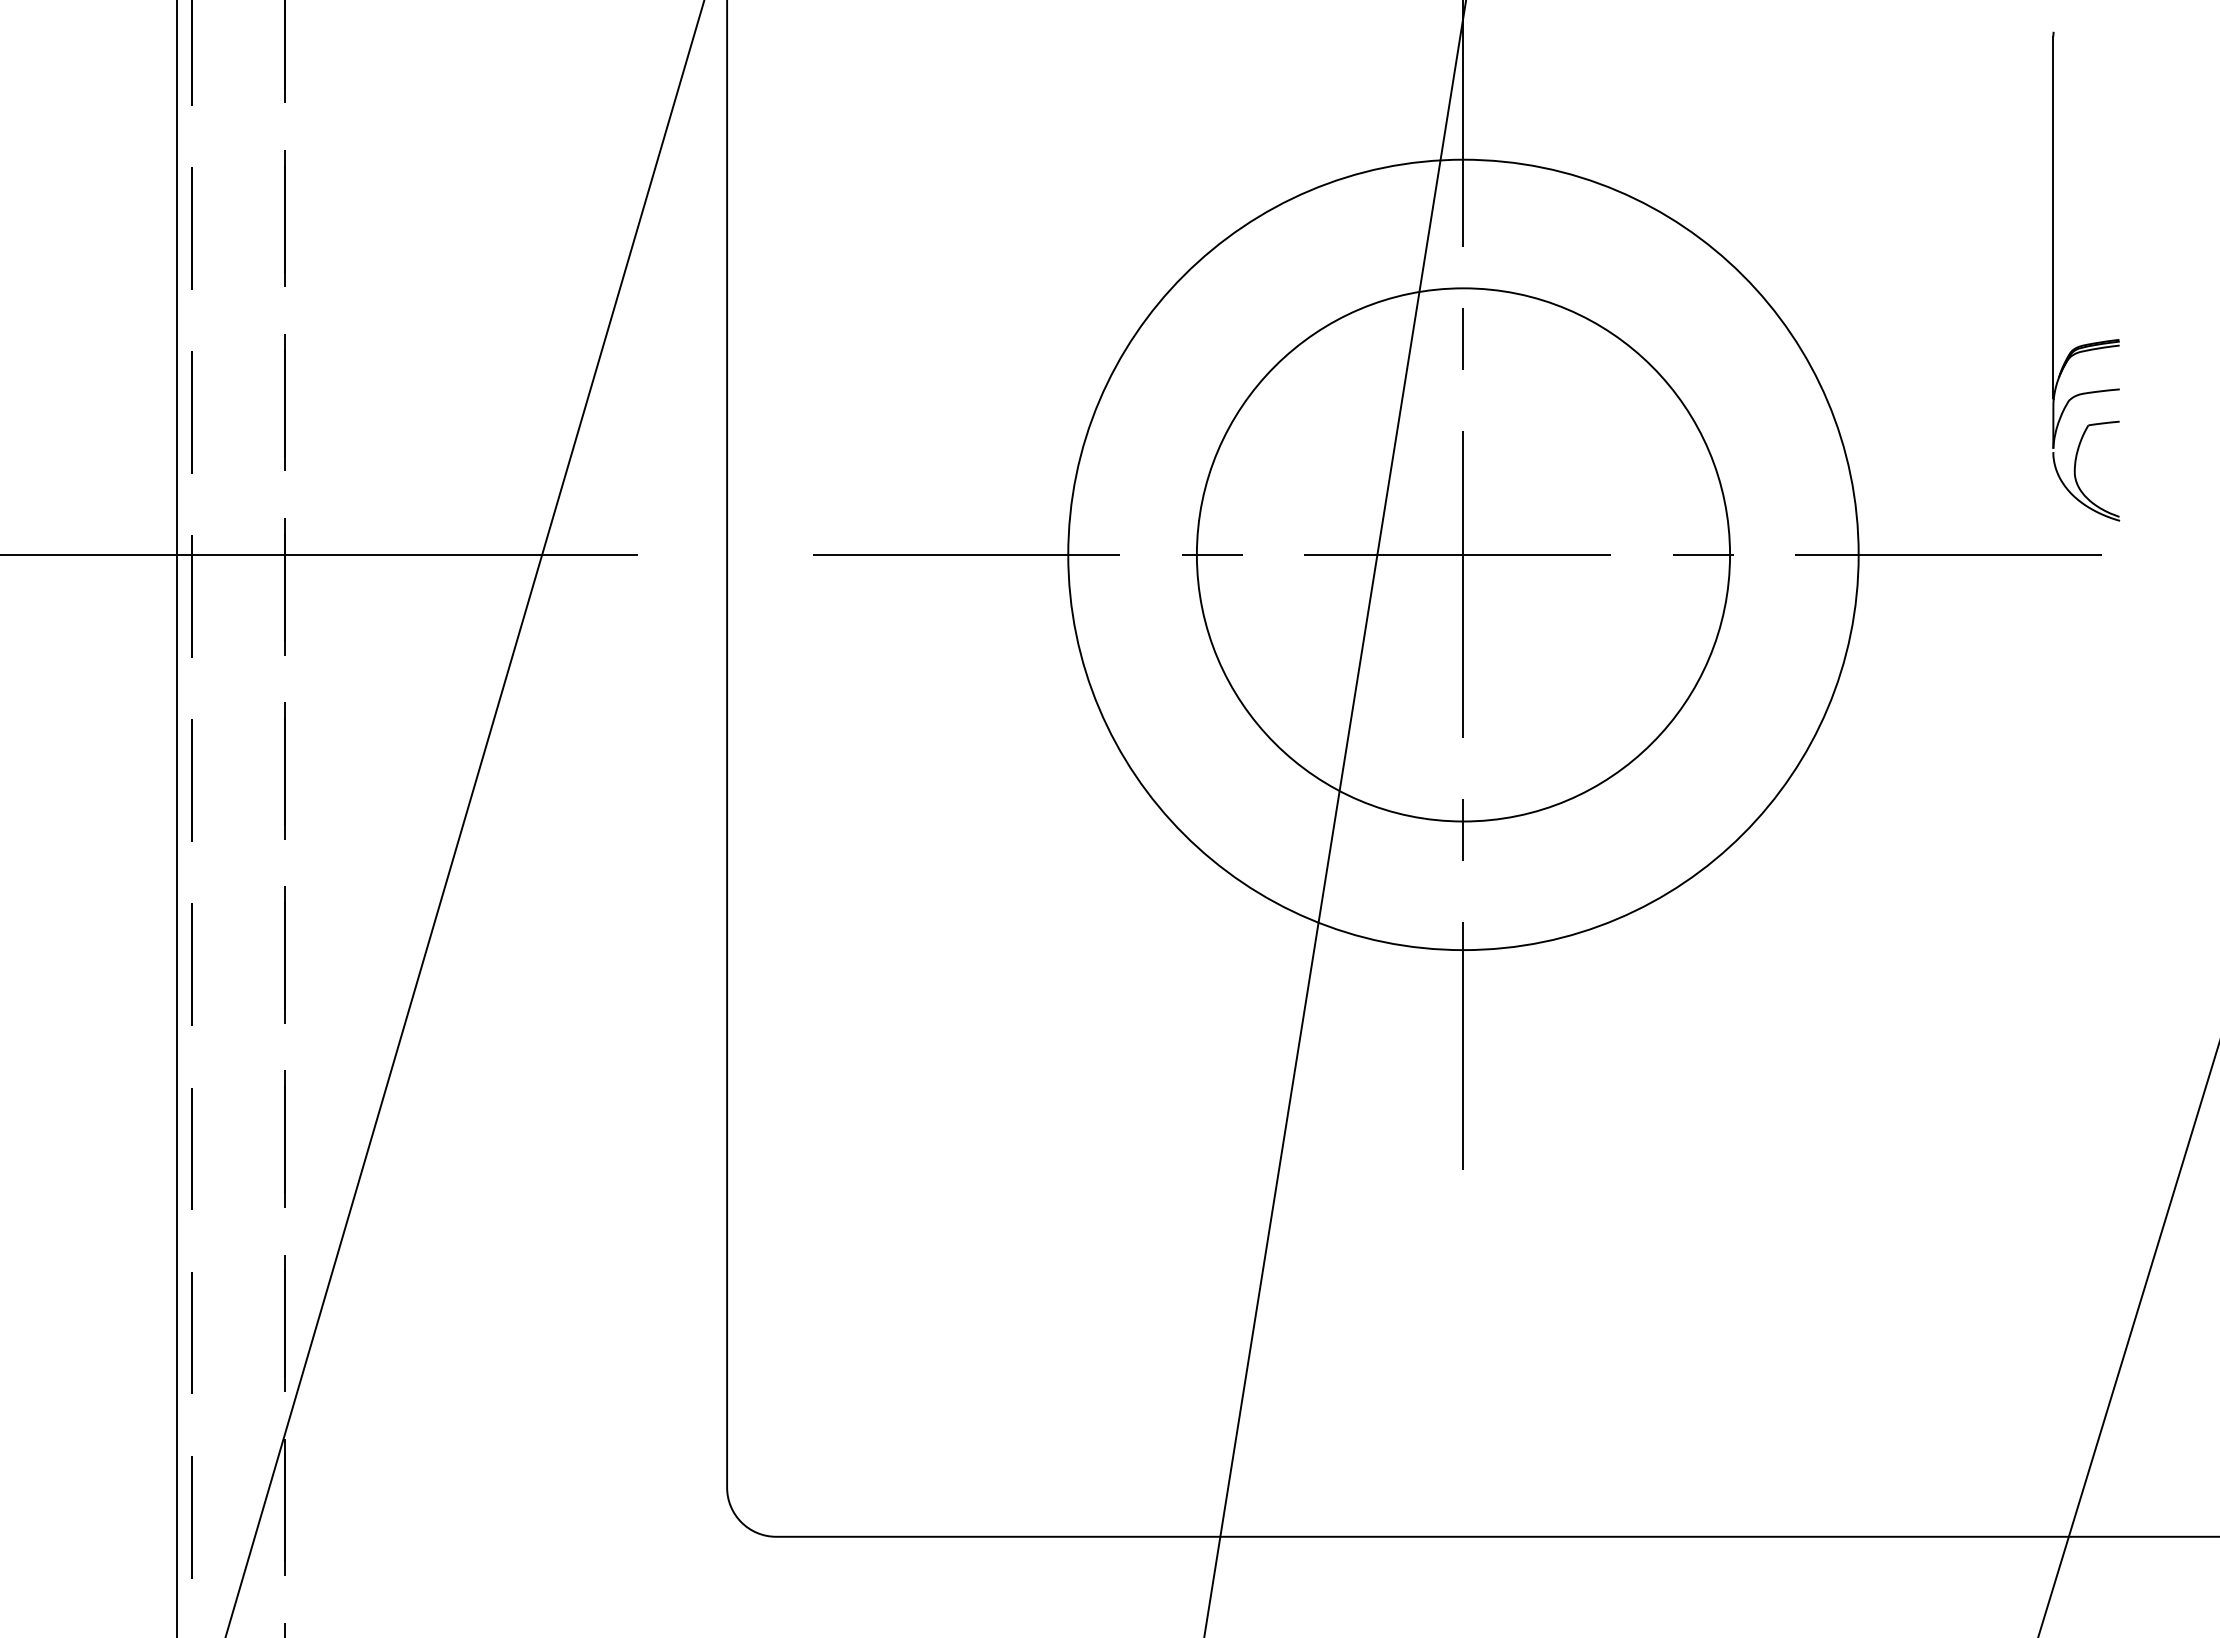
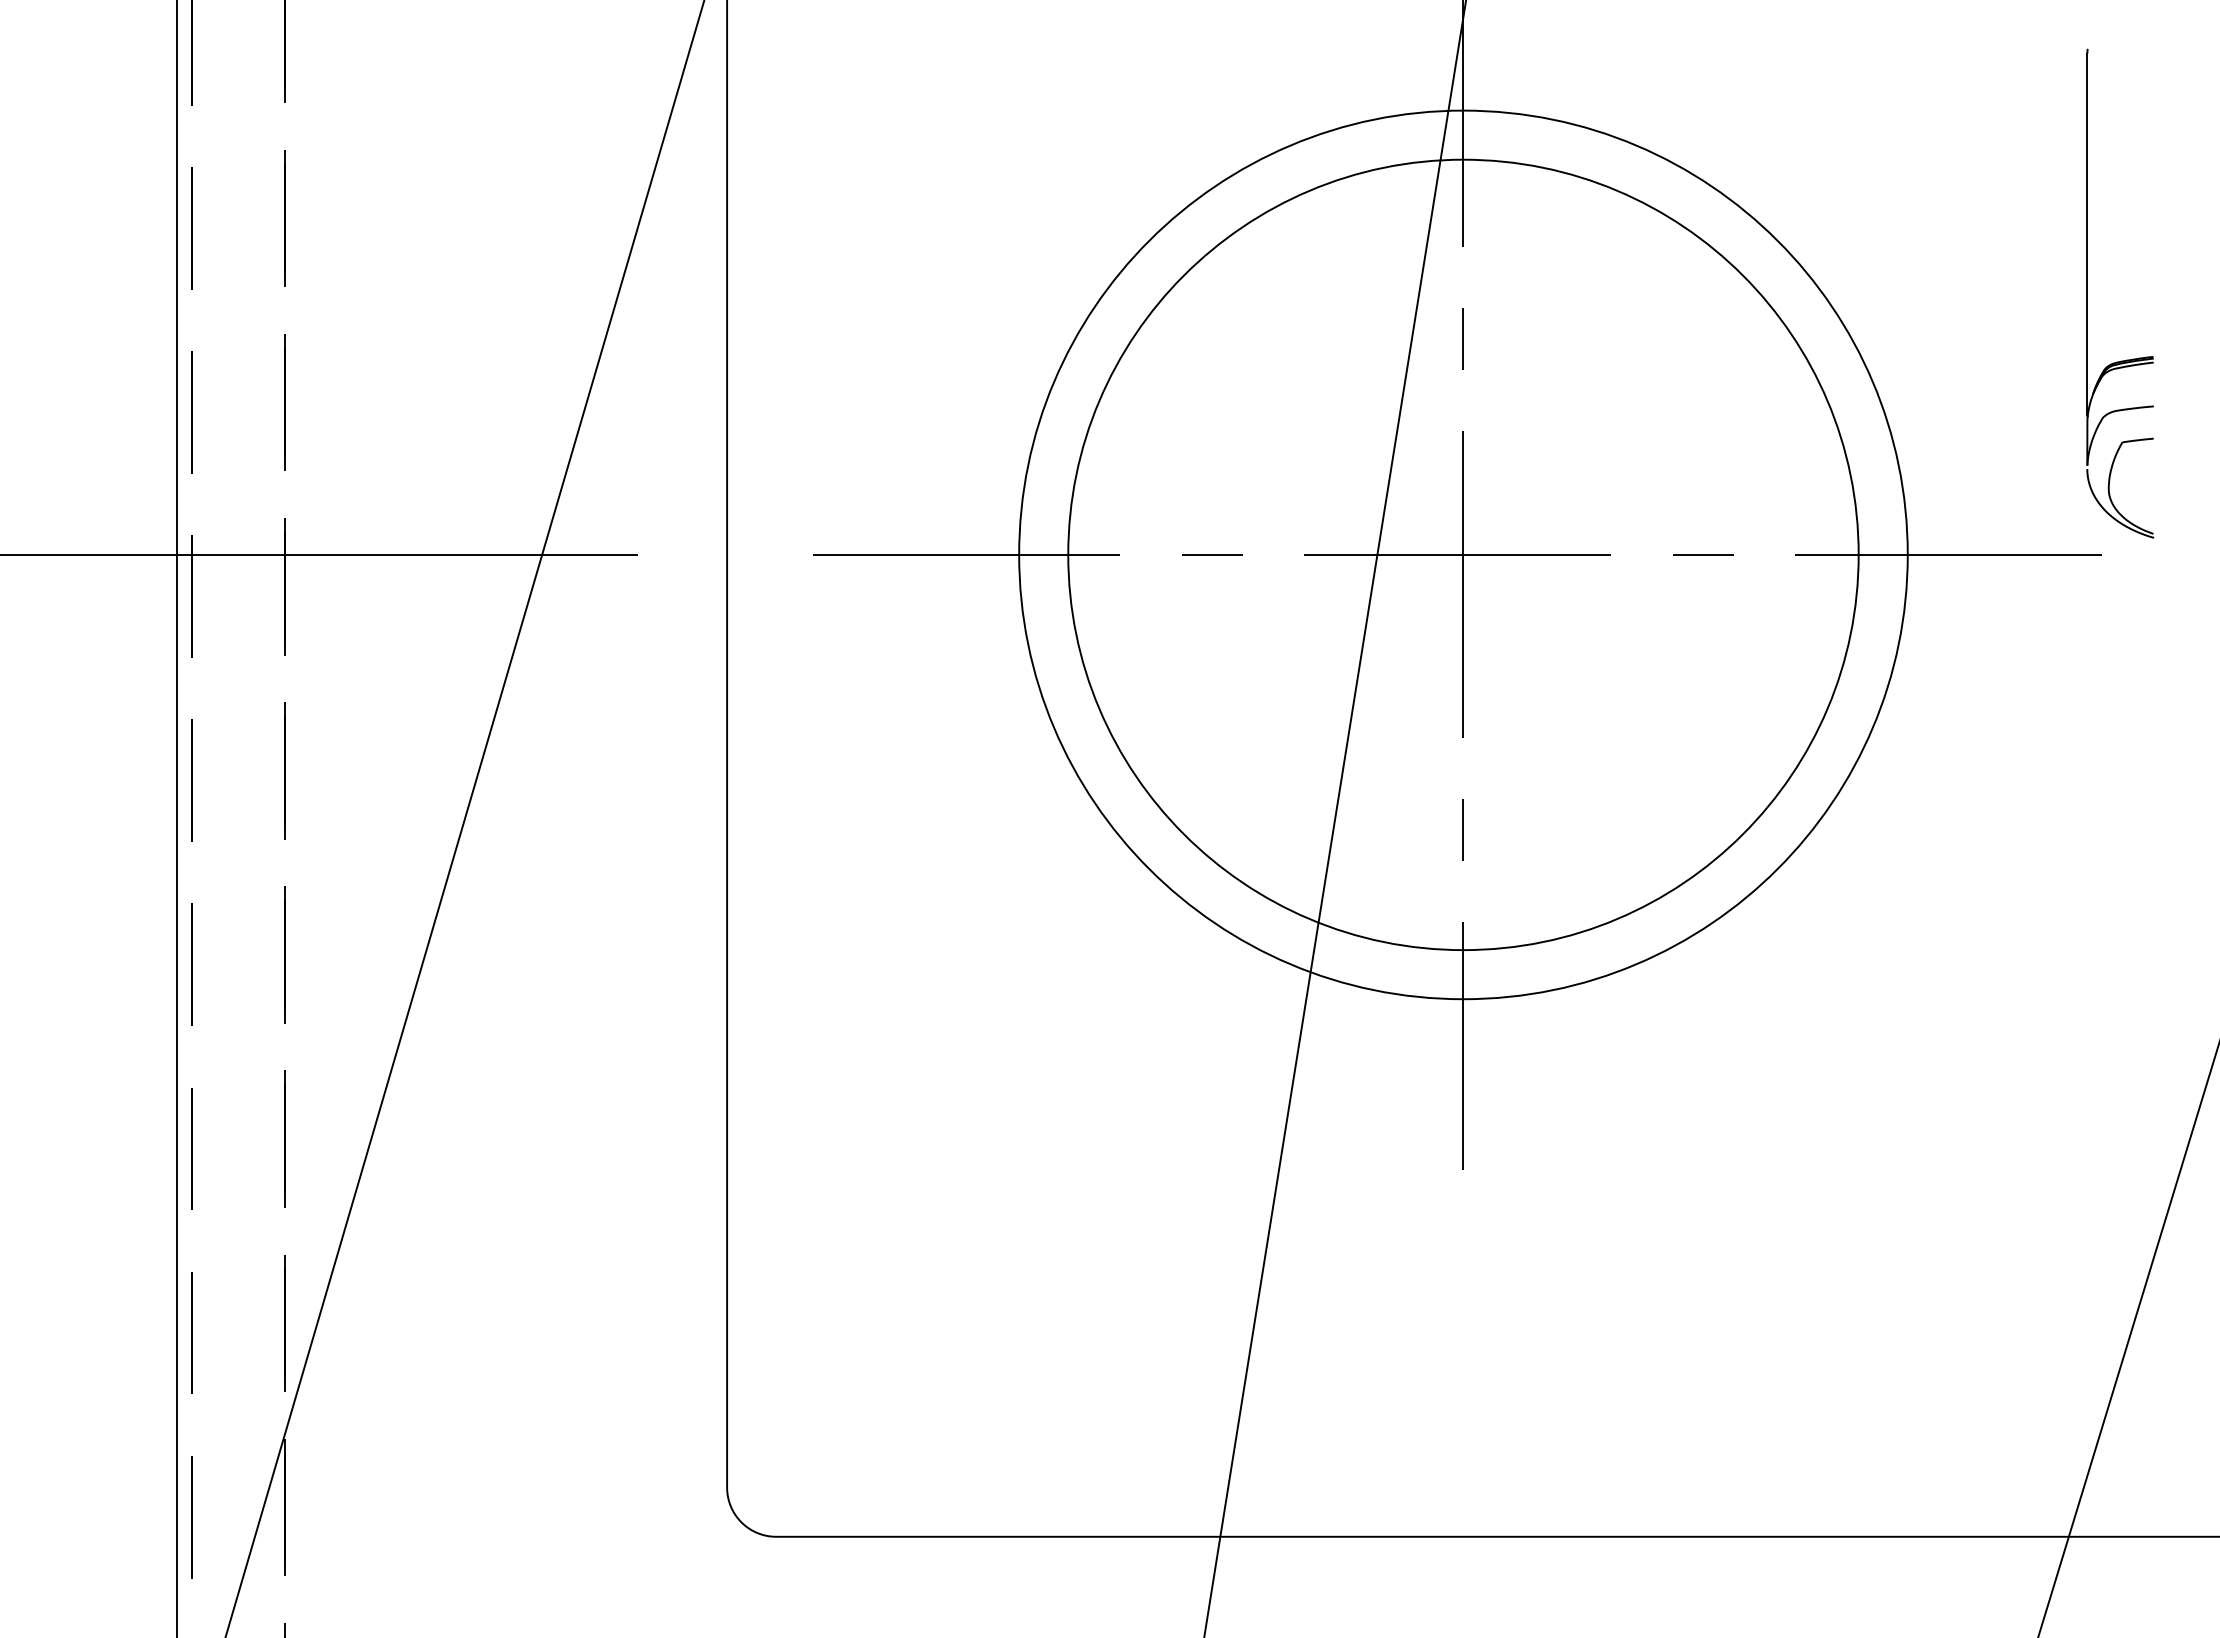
part position: (2053, 276) -> (2087, 293) (2087, 293)
circle diameter: 533 px -> 889 px (1463, 554)
